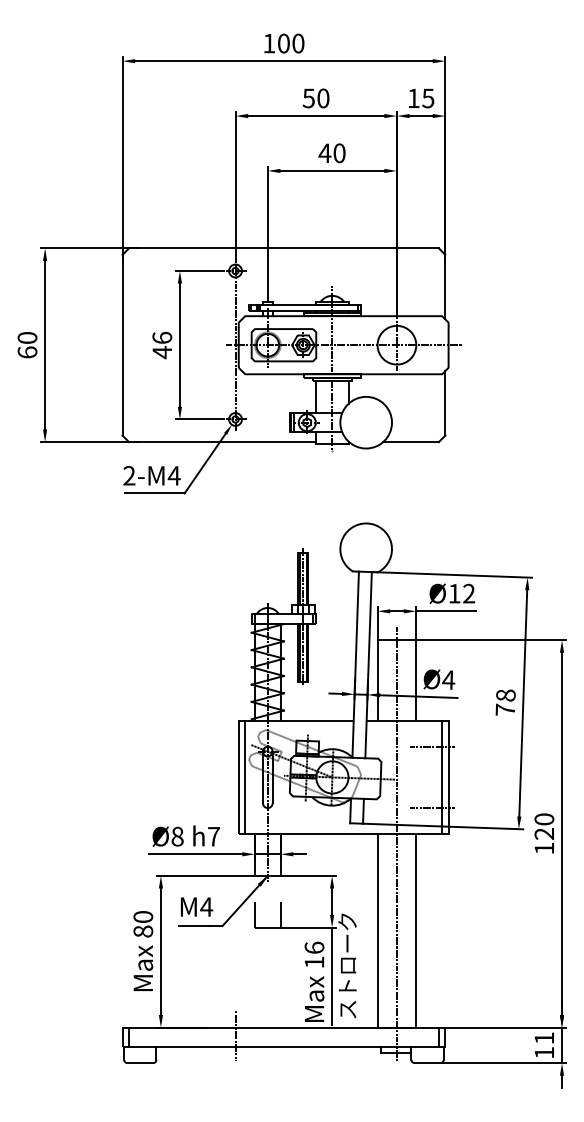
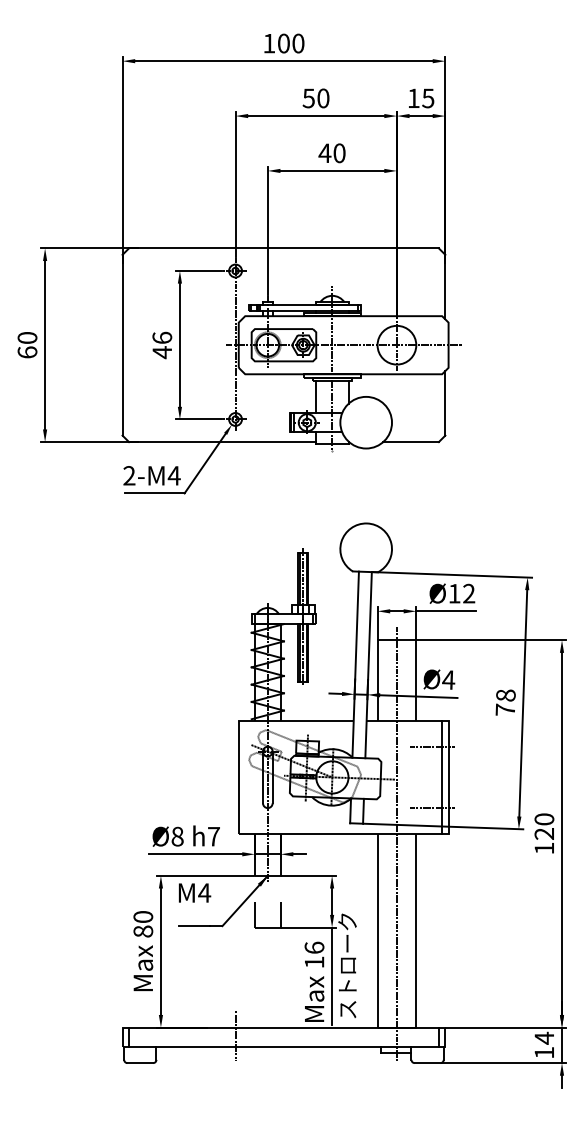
line: present -> none (245, 776)
text position: (197, 906) -> (195, 892) (195, 892)
text: 11 -> 14 (543, 1037)
